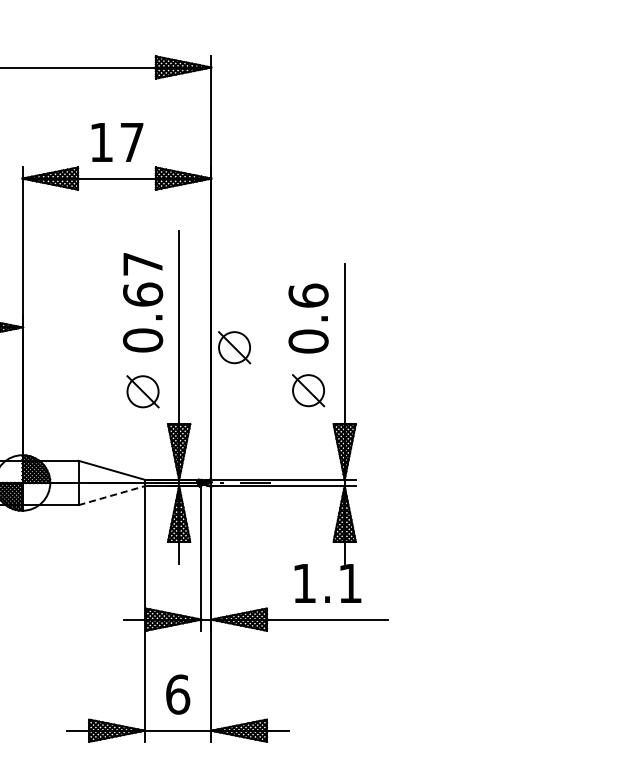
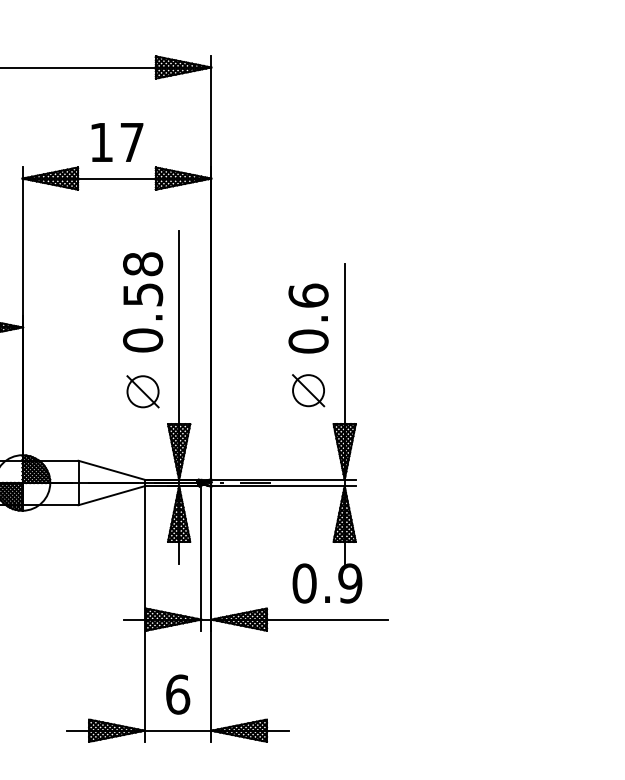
text: 0.67 -> 0.58 (143, 279)
part: present -> none (234, 347)
line: dashed -> solid (112, 495)
text: 1.1 -> 0.9 (327, 583)
